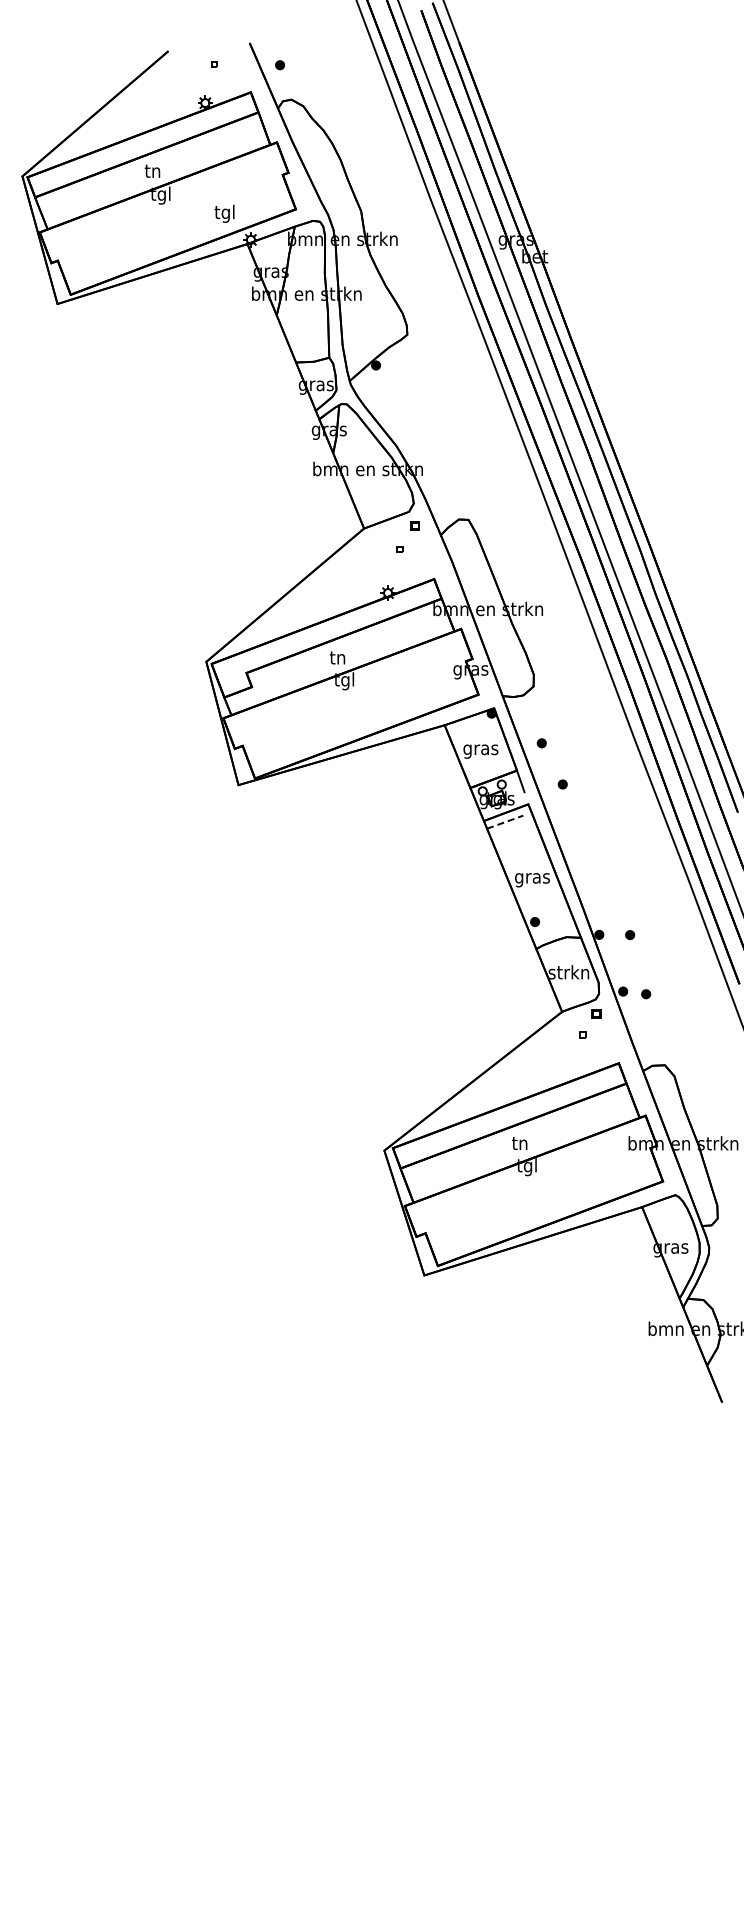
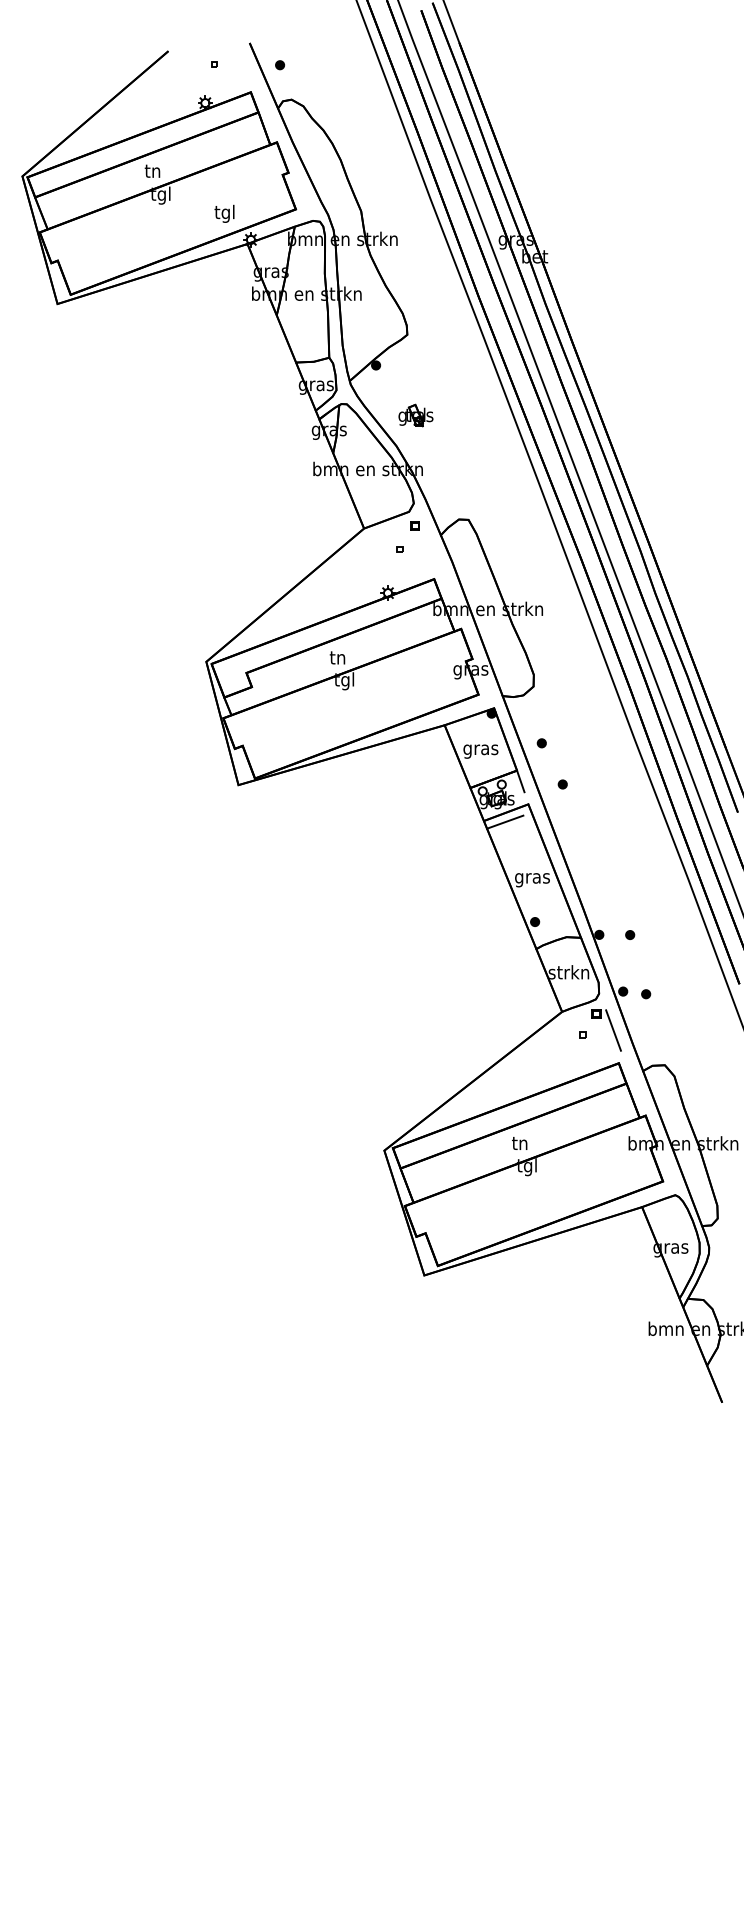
part: none -> present (415, 415)
line: dashed -> solid (505, 822)
line: none -> present (613, 1030)
